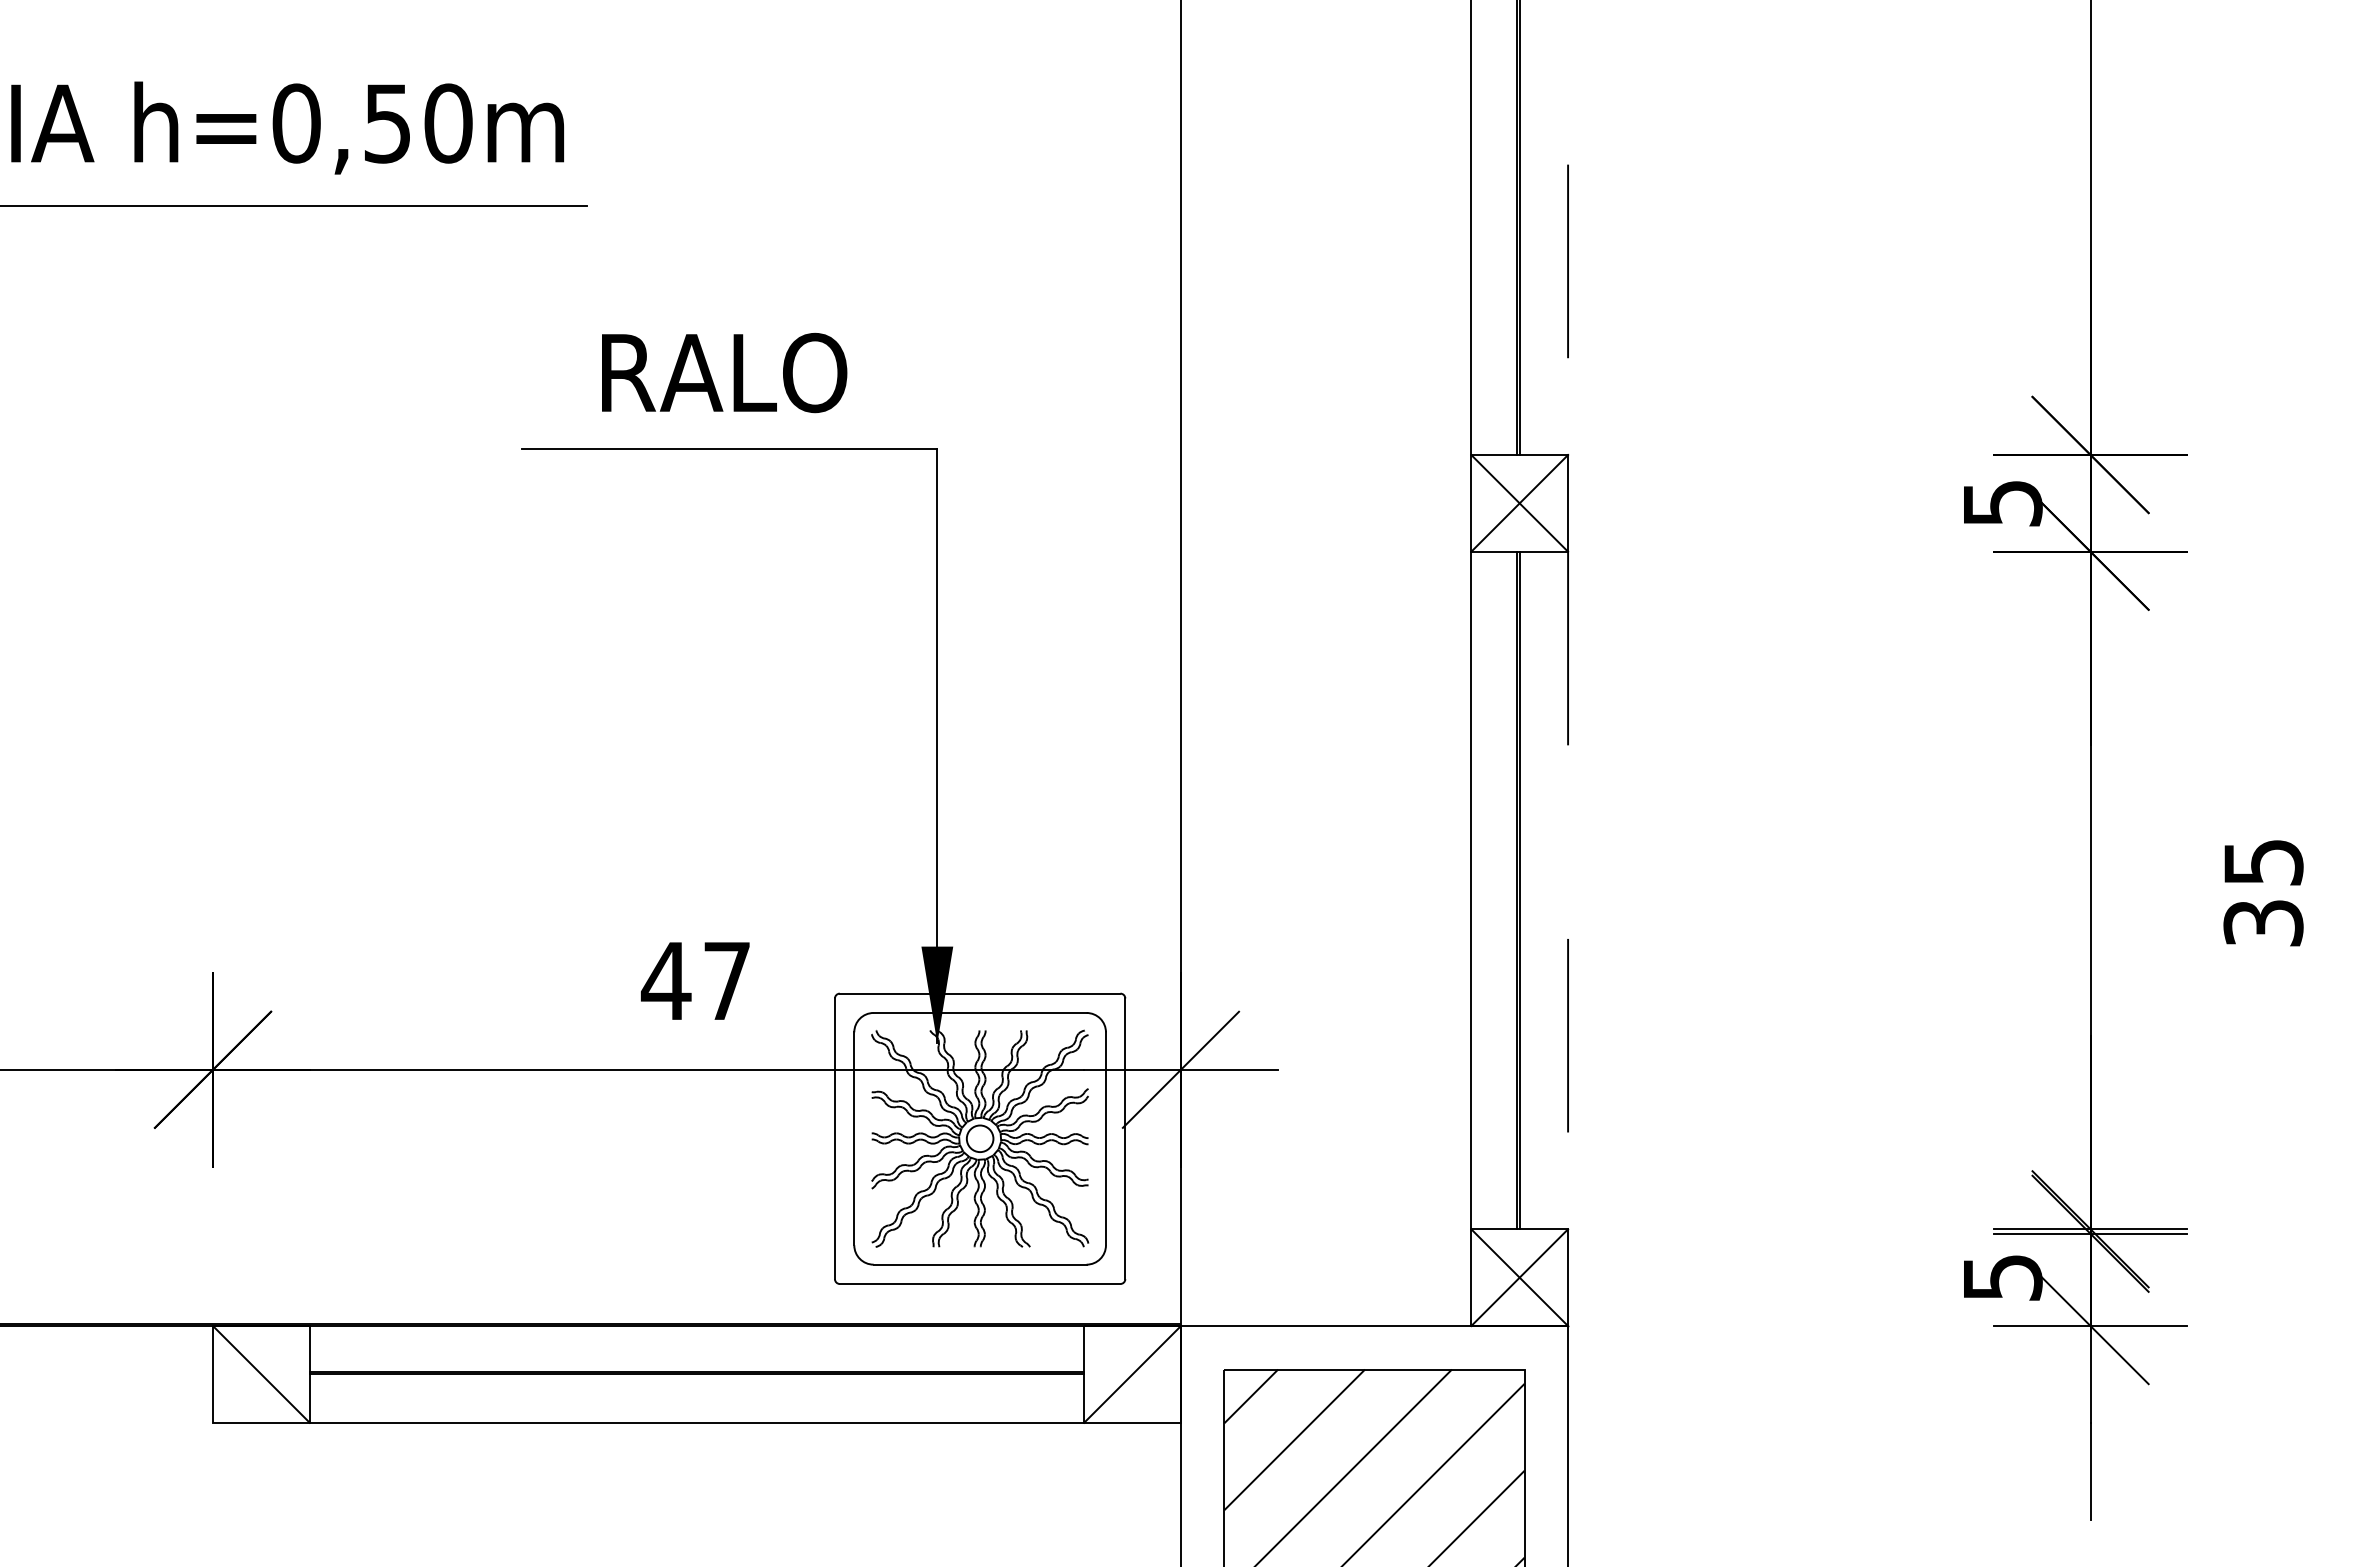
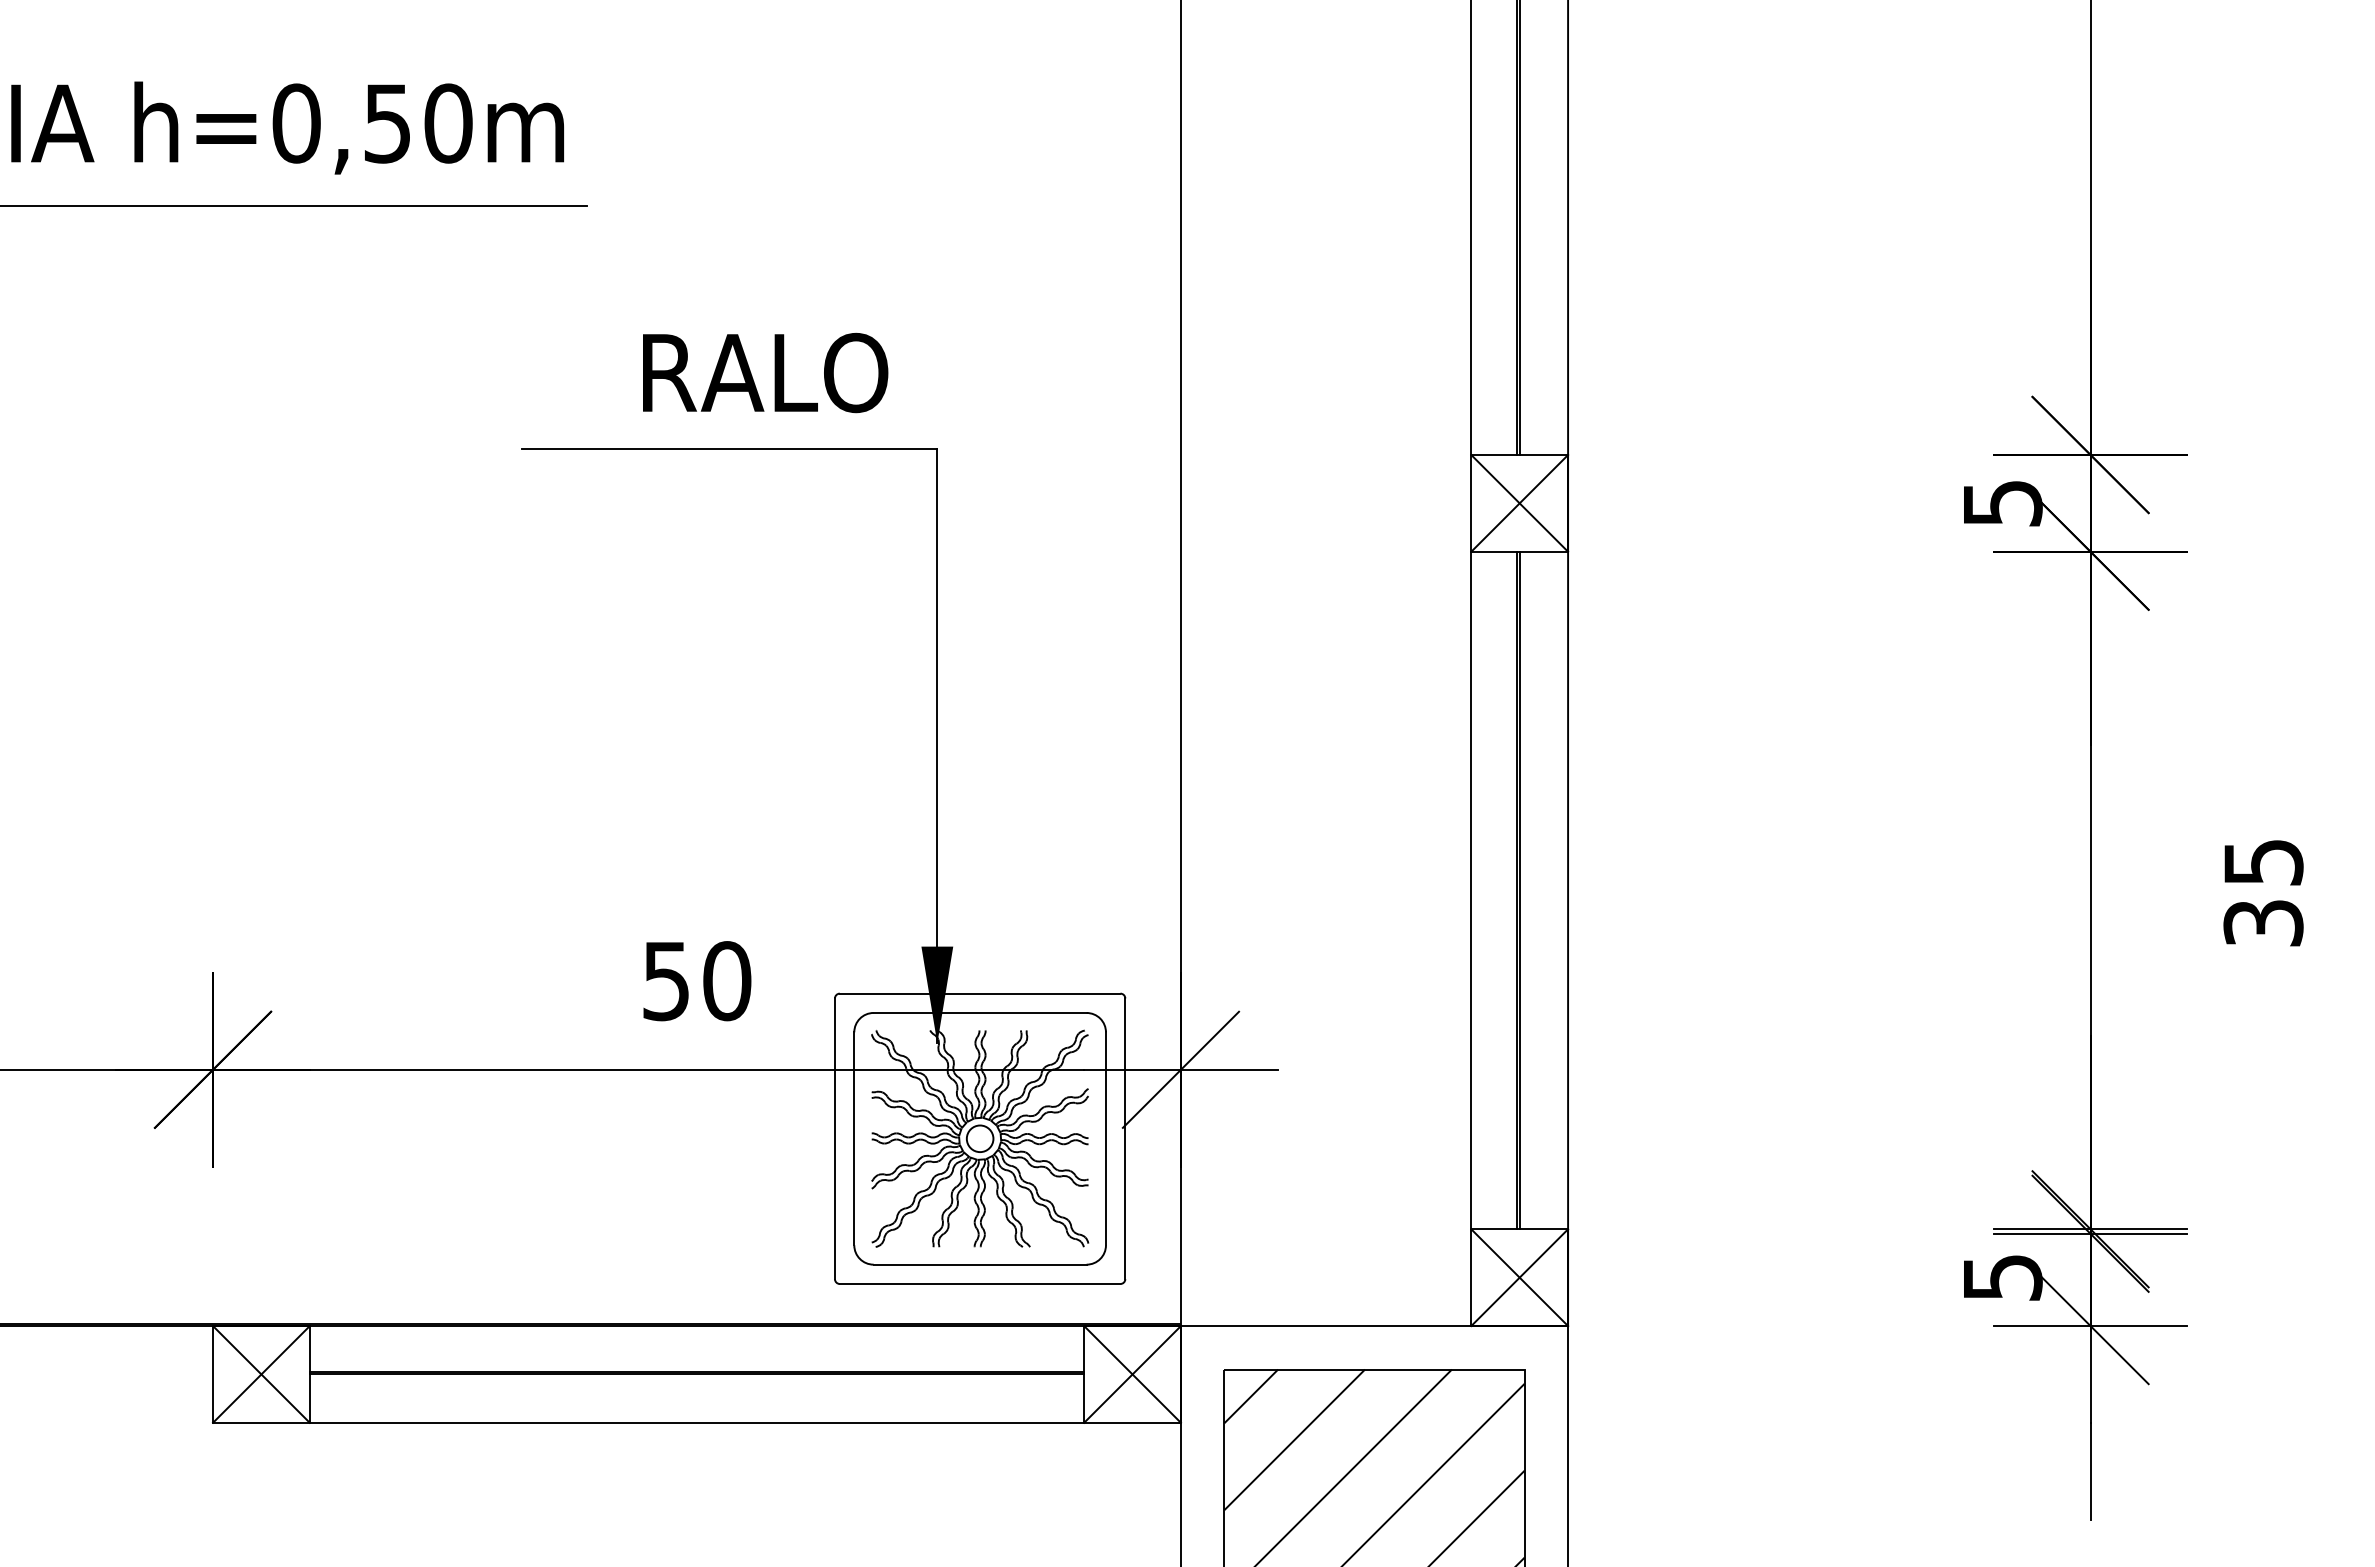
text position: (724, 372) -> (765, 372) (765, 372)
line: dashed -> solid (1568, 663)
text: 47 -> 50 (695, 981)
line: none -> present (261, 1374)
line: none -> present (1132, 1374)
